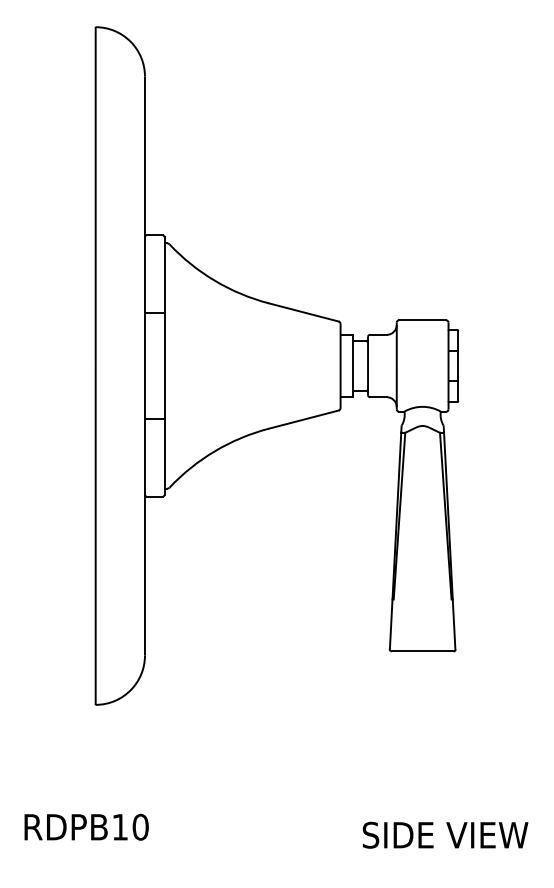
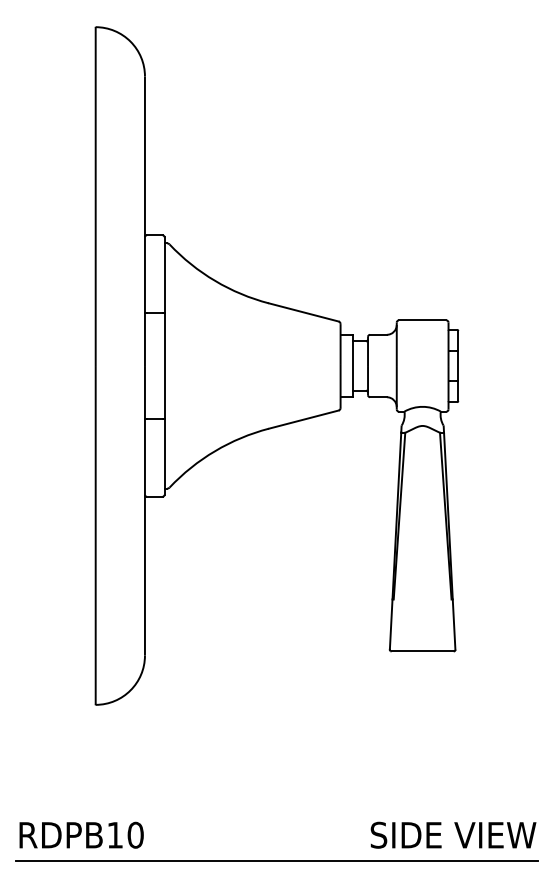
text position: (86, 826) -> (81, 834) (81, 834)
text position: (445, 834) -> (453, 834) (453, 834)
line: none -> present (276, 861)
